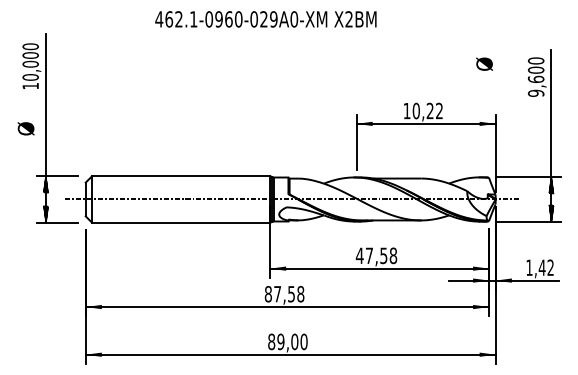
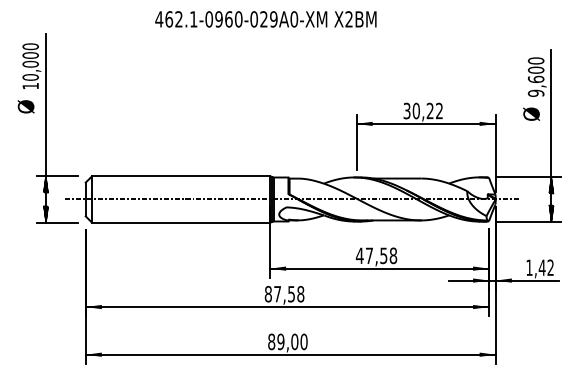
text position: (484, 63) -> (531, 113) (531, 113)
text: 10,22 -> 30,22 (406, 110)
text position: (25, 128) -> (25, 106) (25, 106)
